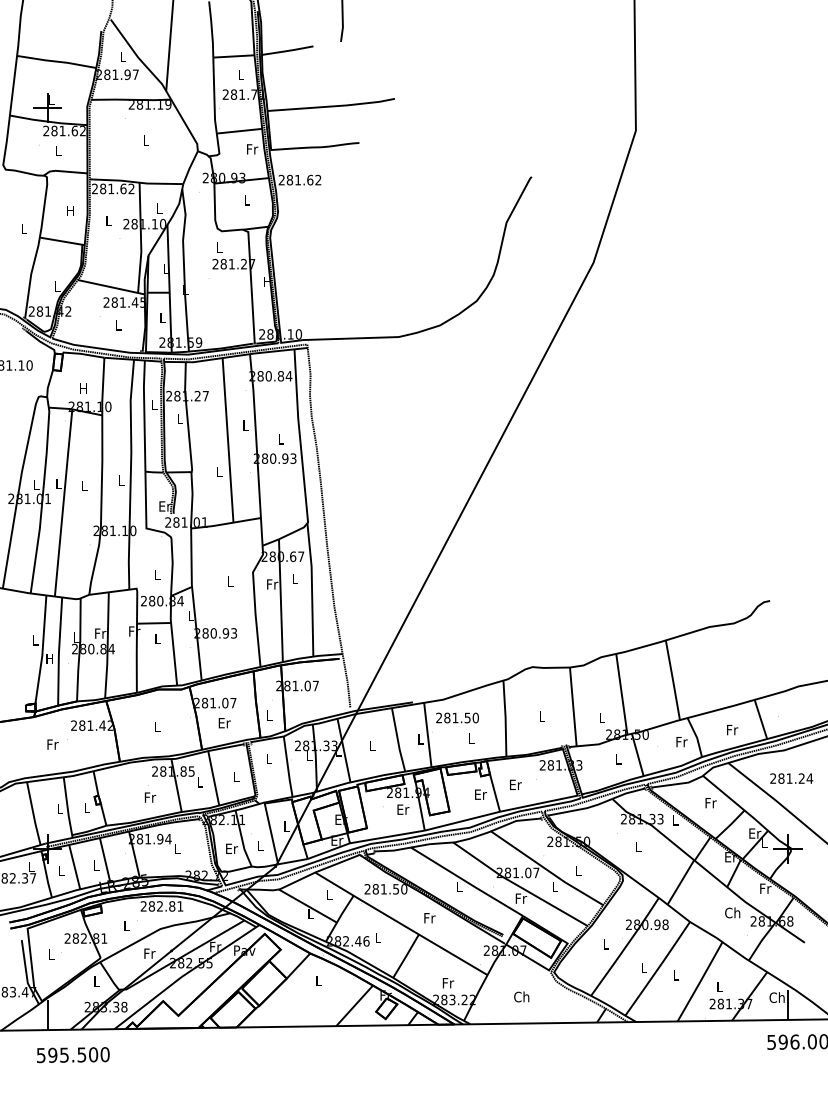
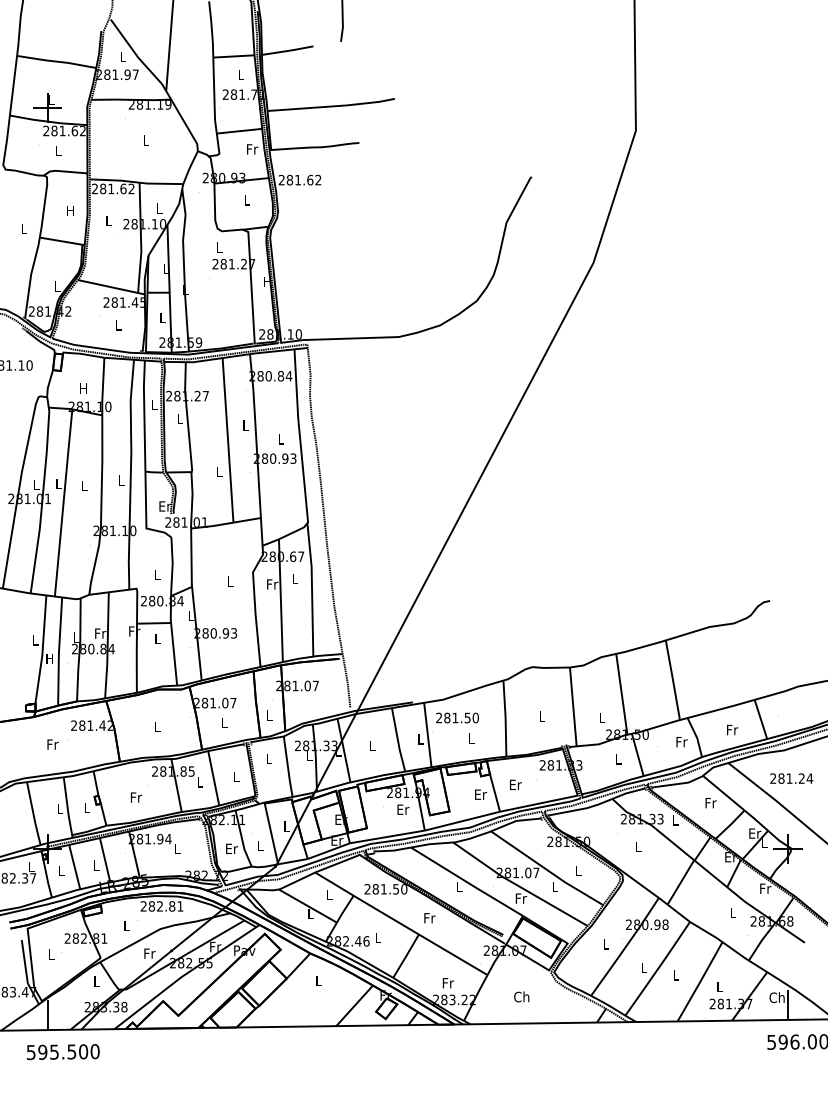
text: Er -> L (224, 723)
text position: (150, 797) -> (136, 797) (136, 797)
text: Ch -> L (732, 912)
text position: (73, 1055) -> (63, 1052) (63, 1052)
